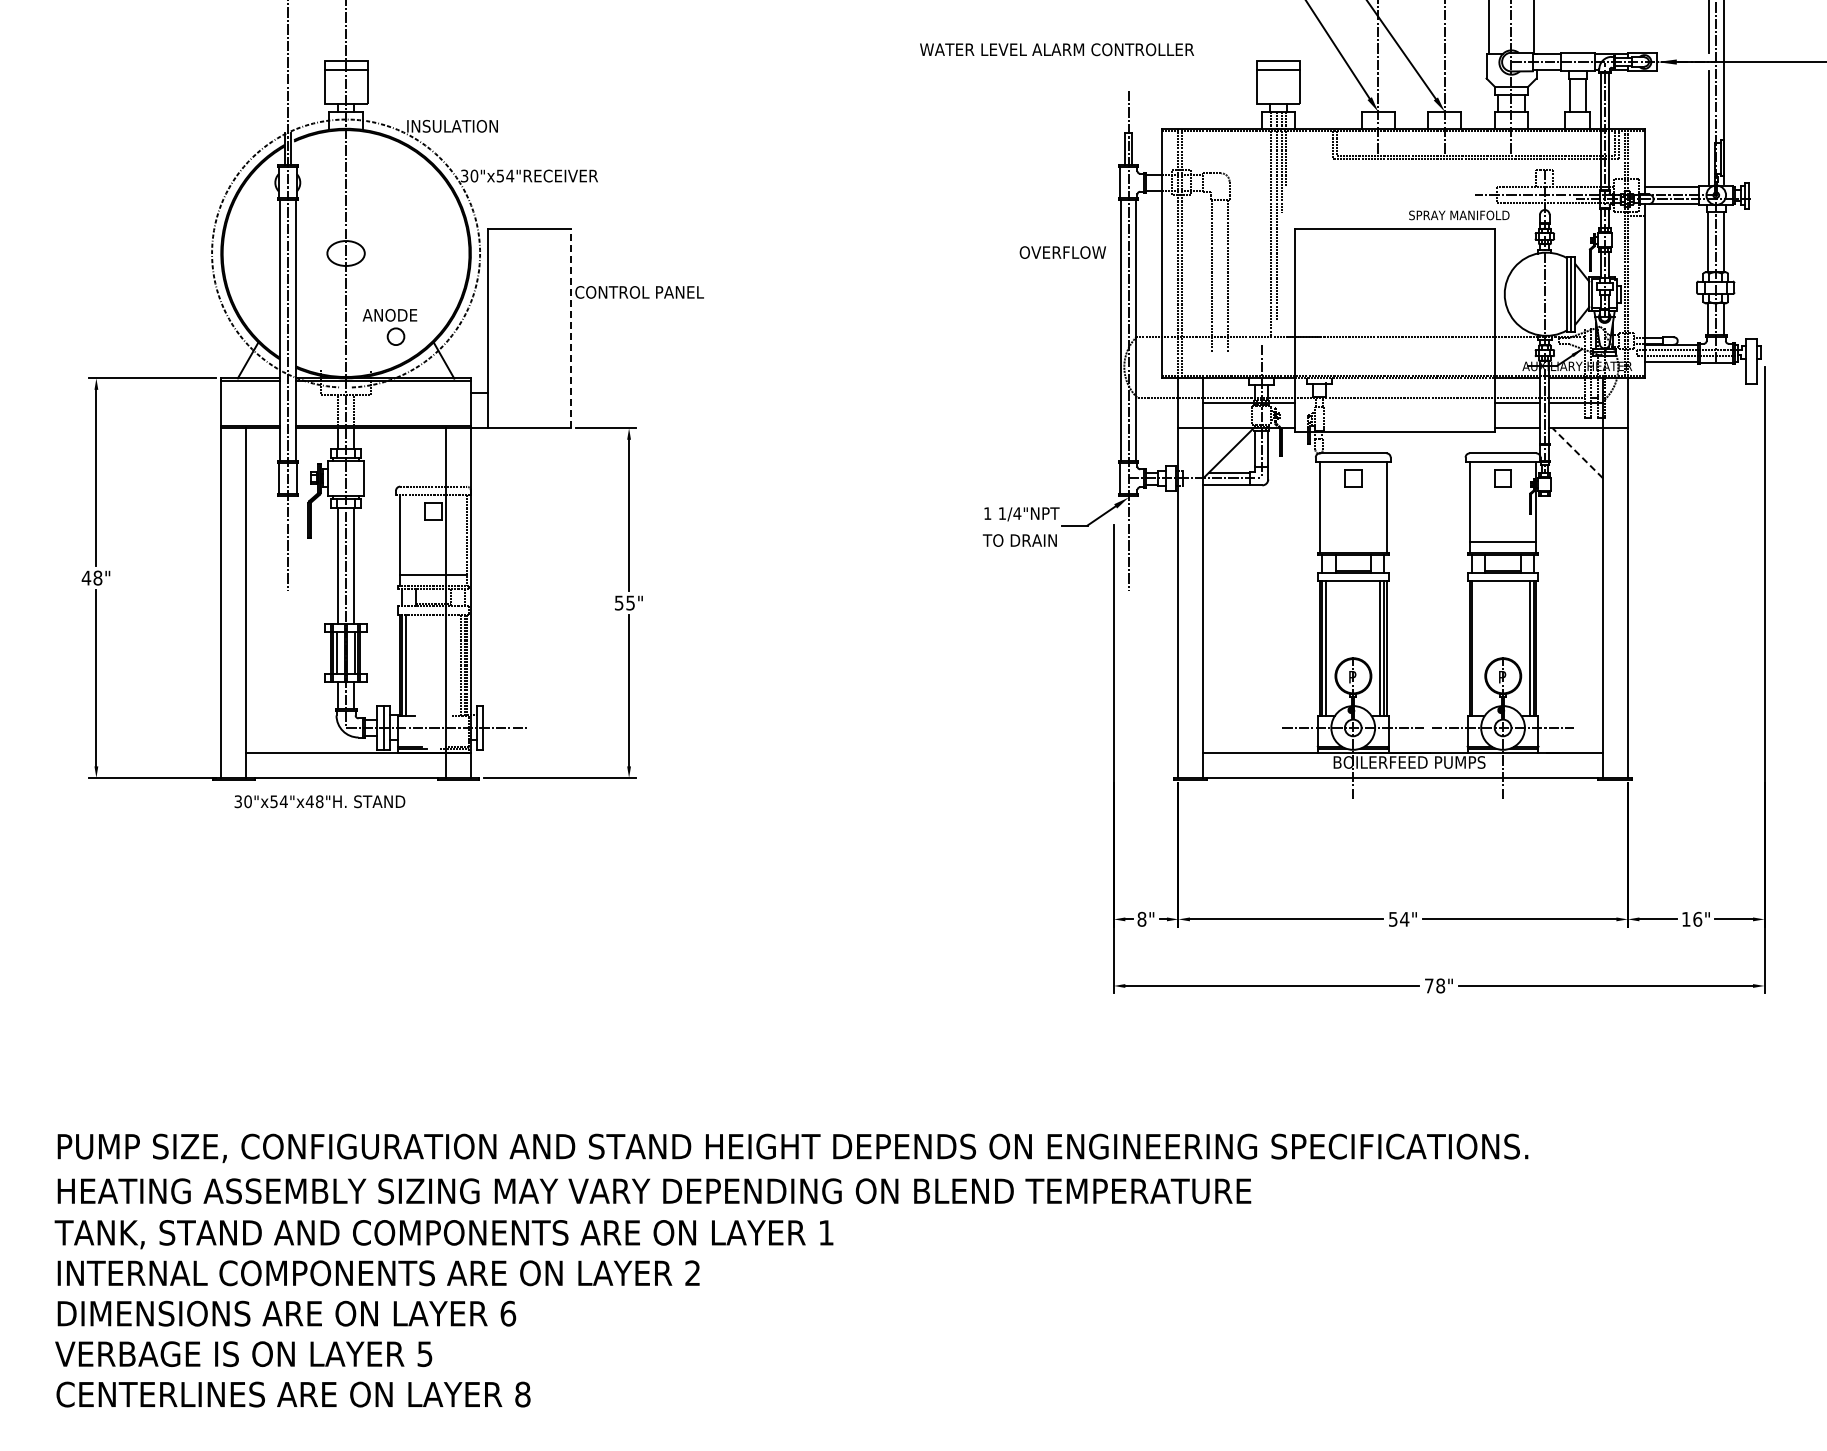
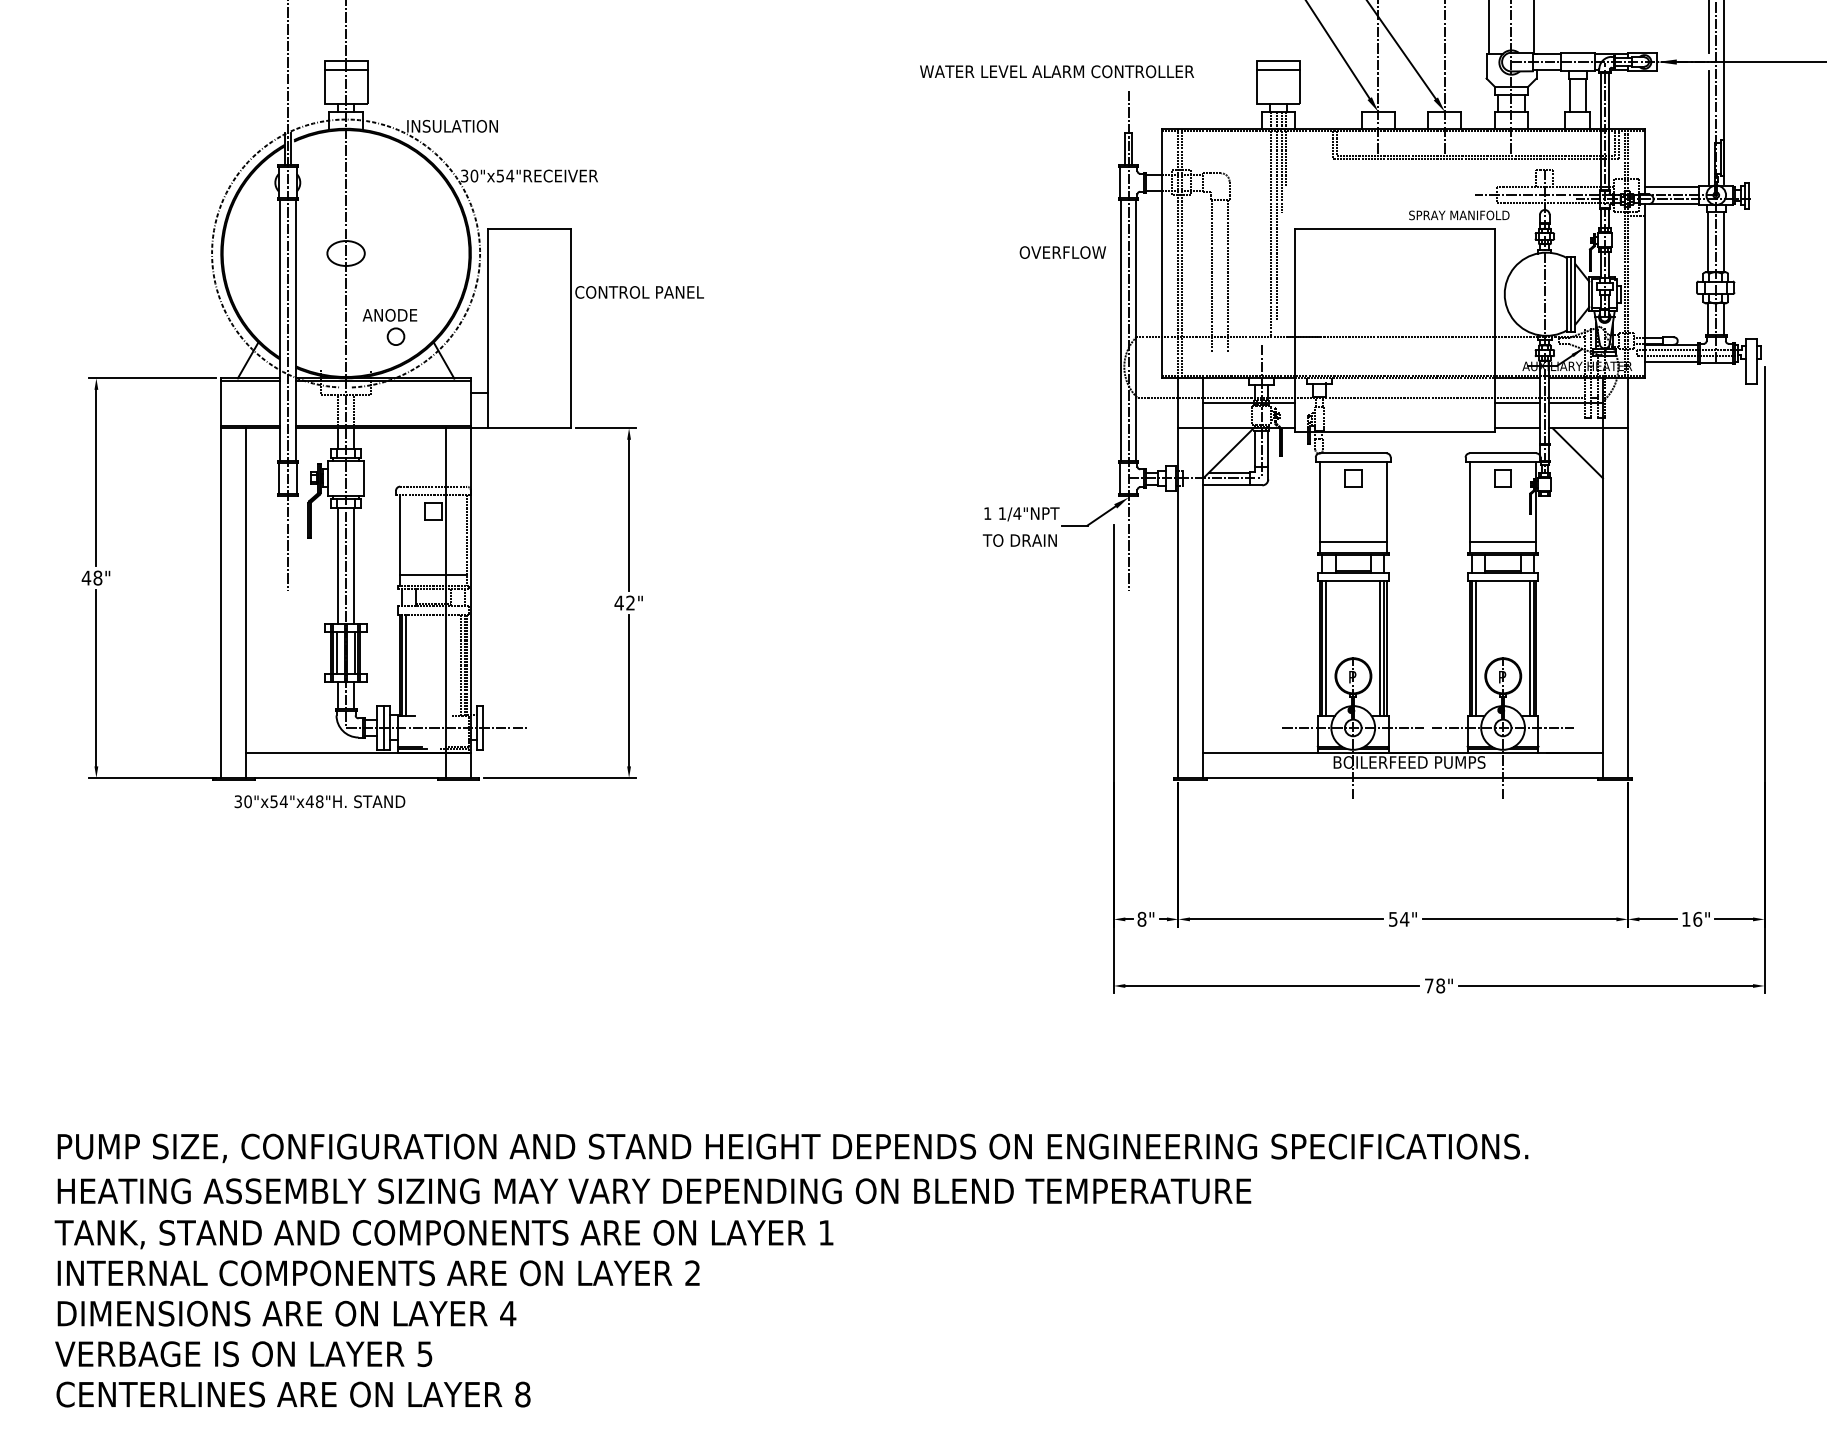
text position: (1056, 49) -> (1056, 71) (1056, 71)
line: dashed -> solid (570, 328)
line: dashed -> solid (1577, 452)
line: none -> present (1352, 541)
text: 55" -> 42" (624, 602)
line: none -> present (1476, 648)
text: 6 -> 4 (508, 1313)
